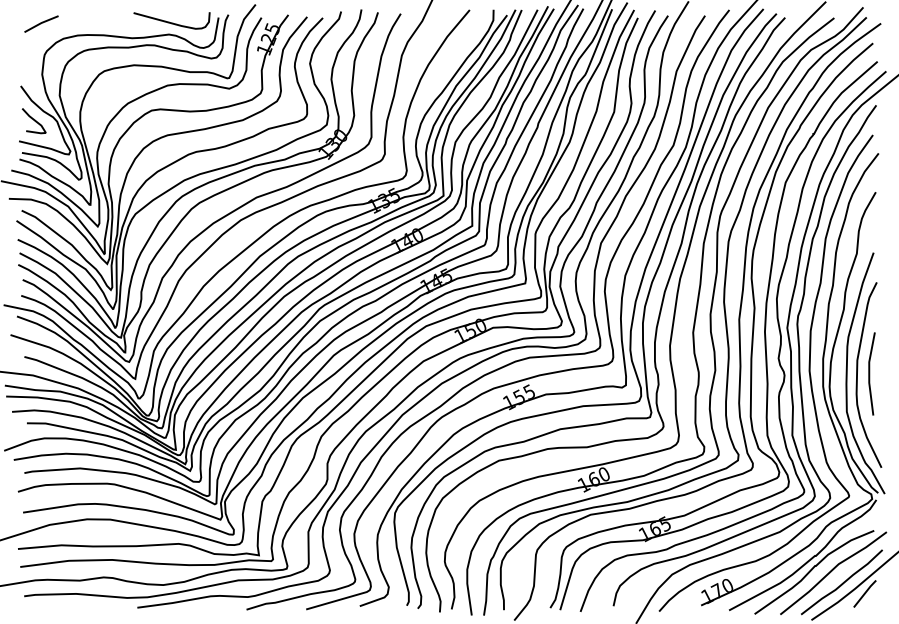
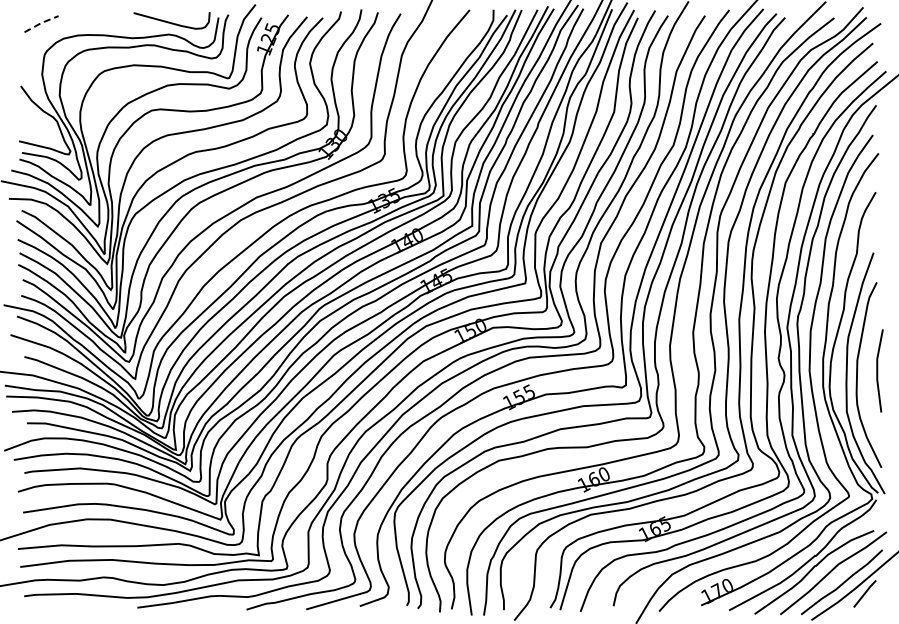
line: solid -> dashed (41, 23)
curve: present -> none (33, 120)
line position: (870, 373) -> (878, 370) (878, 370)
